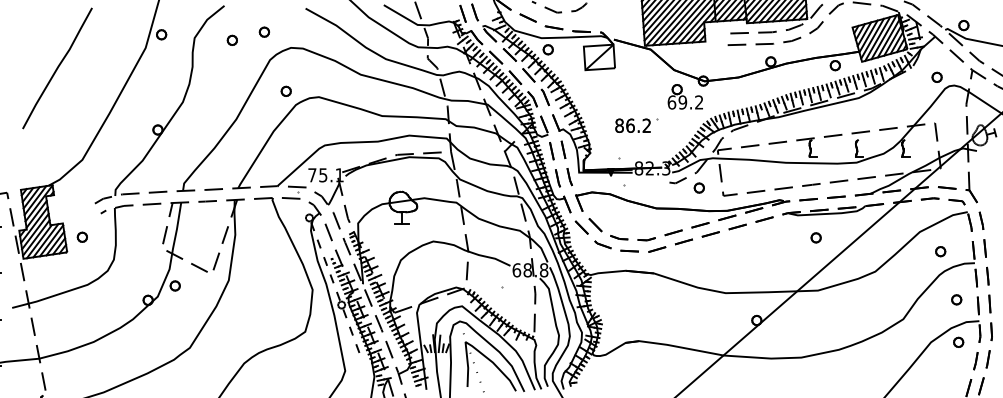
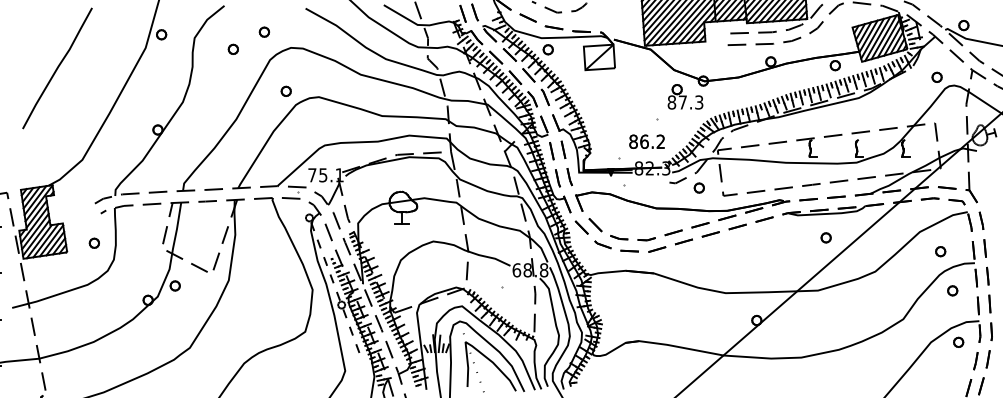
part position: (231, 39) -> (232, 48) (232, 48)
text: 69.2 -> 87.3 (685, 102)
text position: (632, 125) -> (646, 141) (646, 141)
part position: (81, 236) -> (93, 242) (93, 242)
part position: (815, 237) -> (825, 237) (825, 237)
part position: (956, 299) -> (952, 290) (952, 290)
